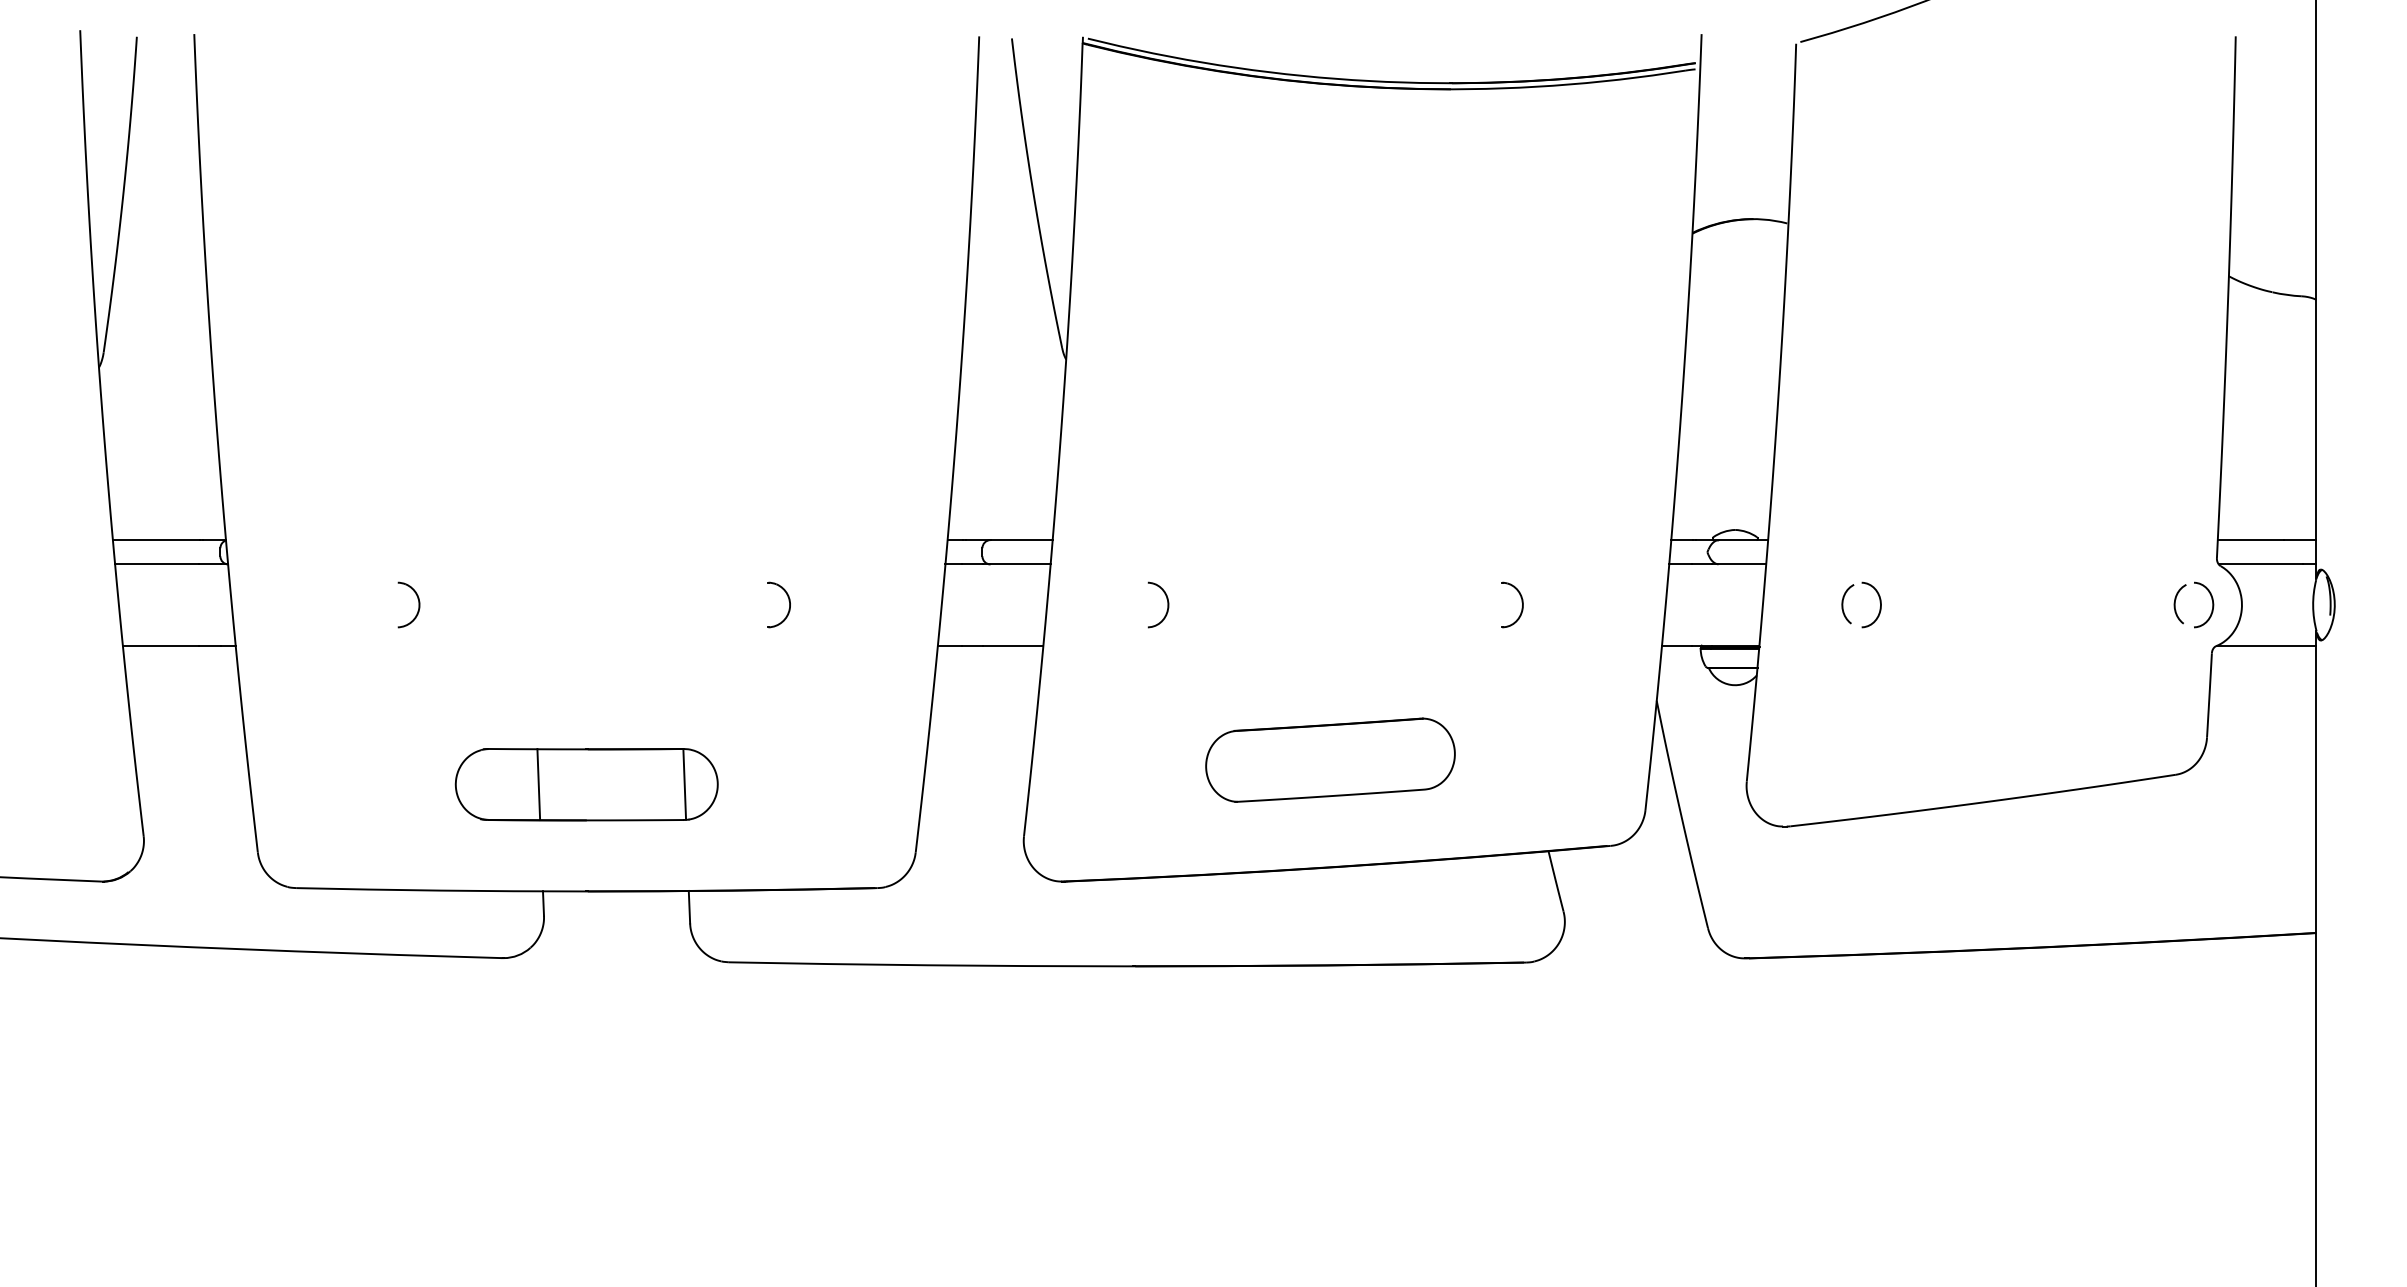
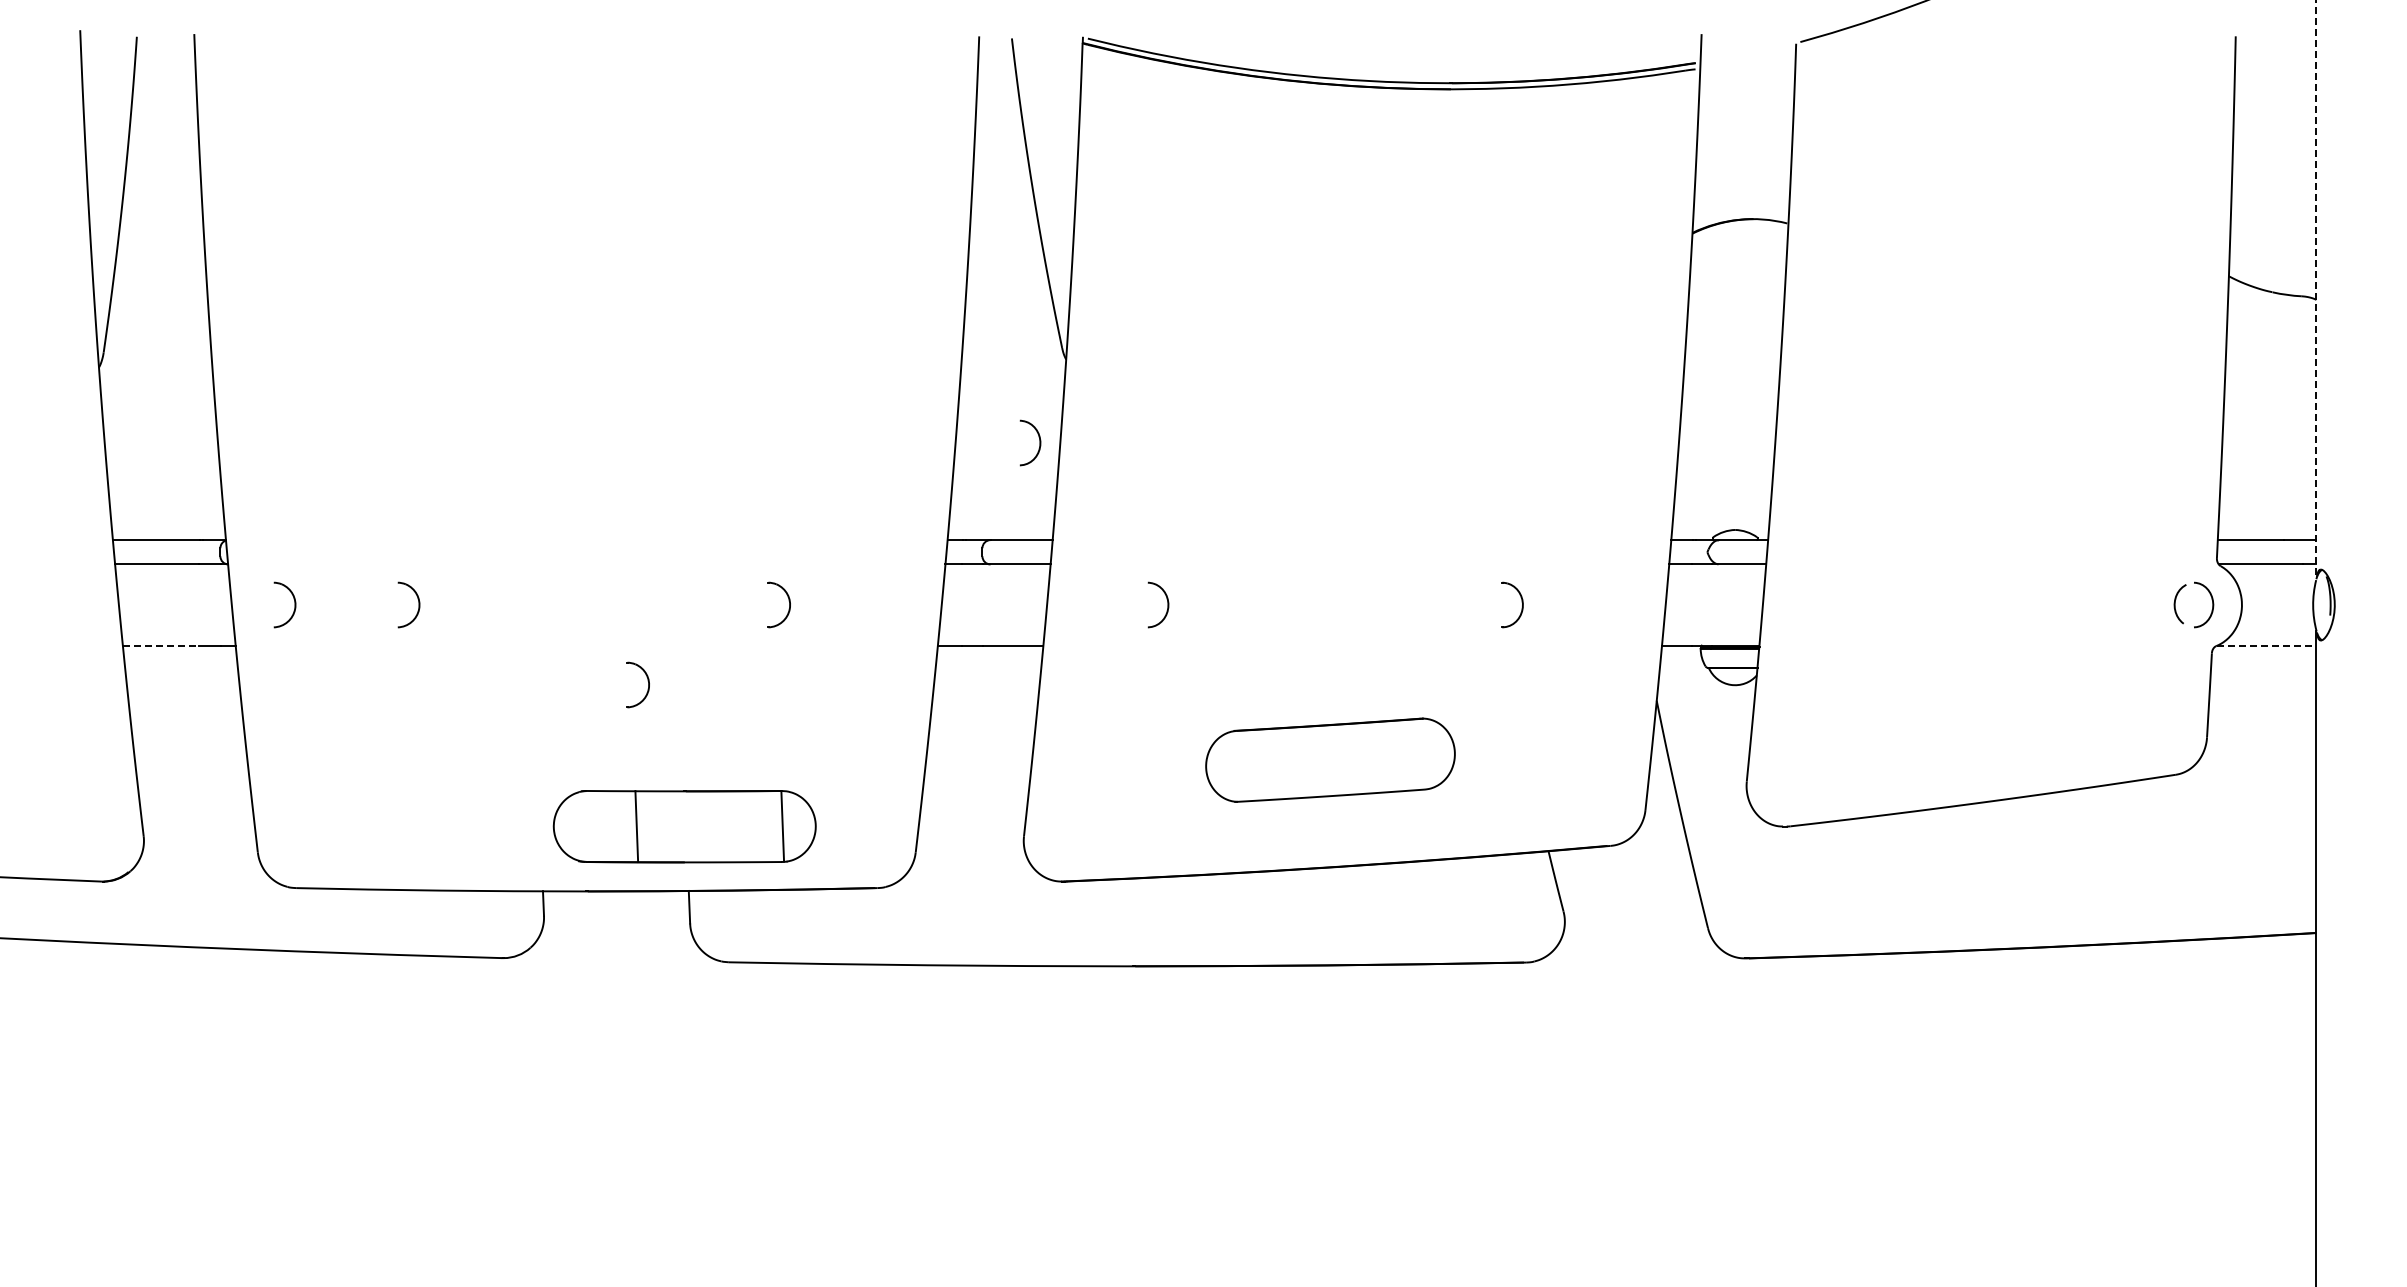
line: solid -> dashed (2316, 290)
part: none -> present (1039, 442)
part: none -> present (294, 604)
part: present -> none (1843, 604)
line: solid -> dashed (161, 645)
line: solid -> dashed (2266, 645)
part: none -> present (647, 681)
part position: (586, 784) -> (684, 826) (684, 826)
